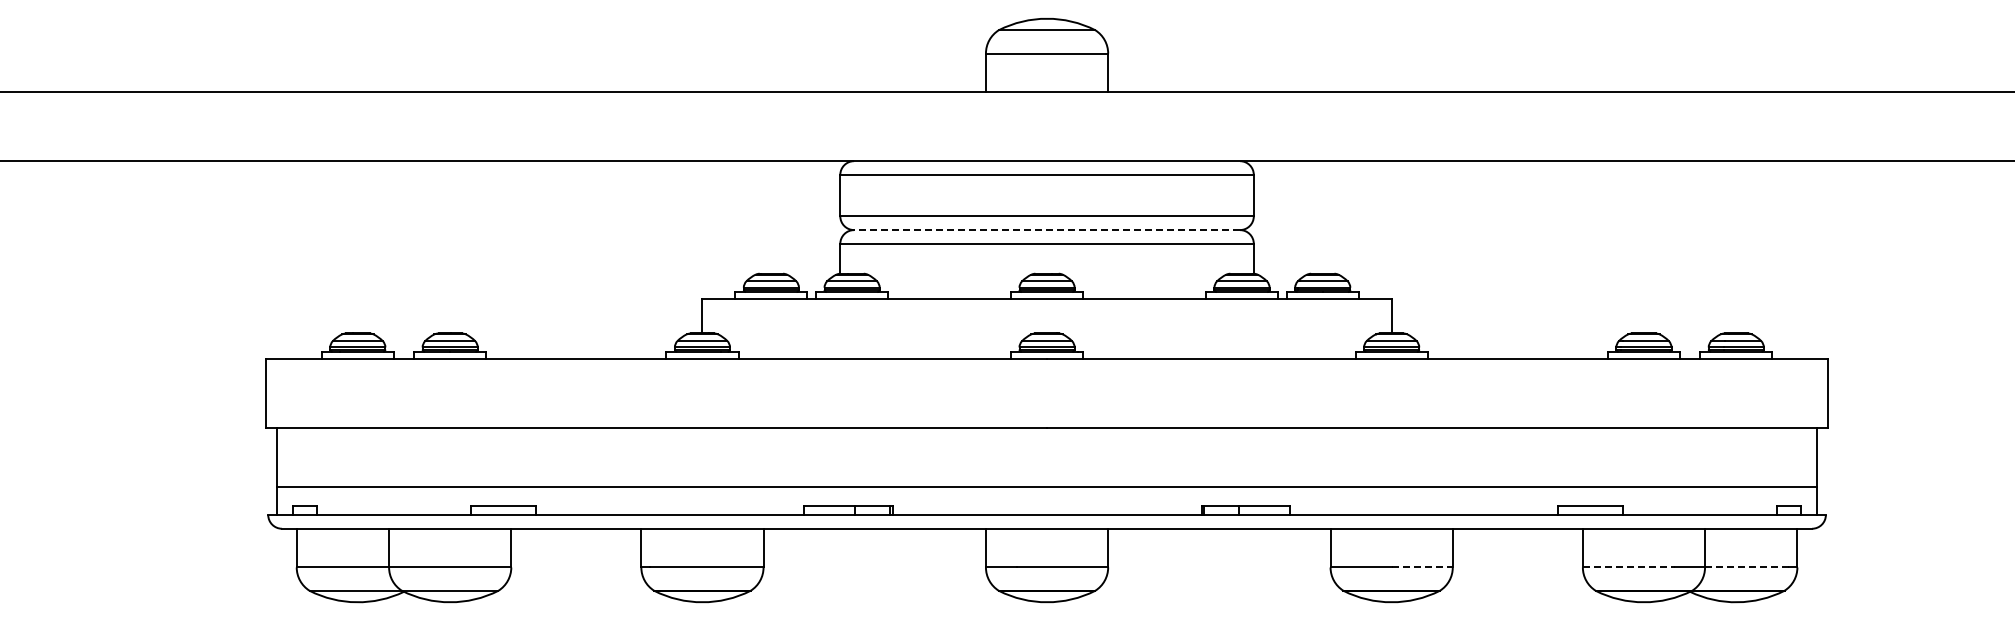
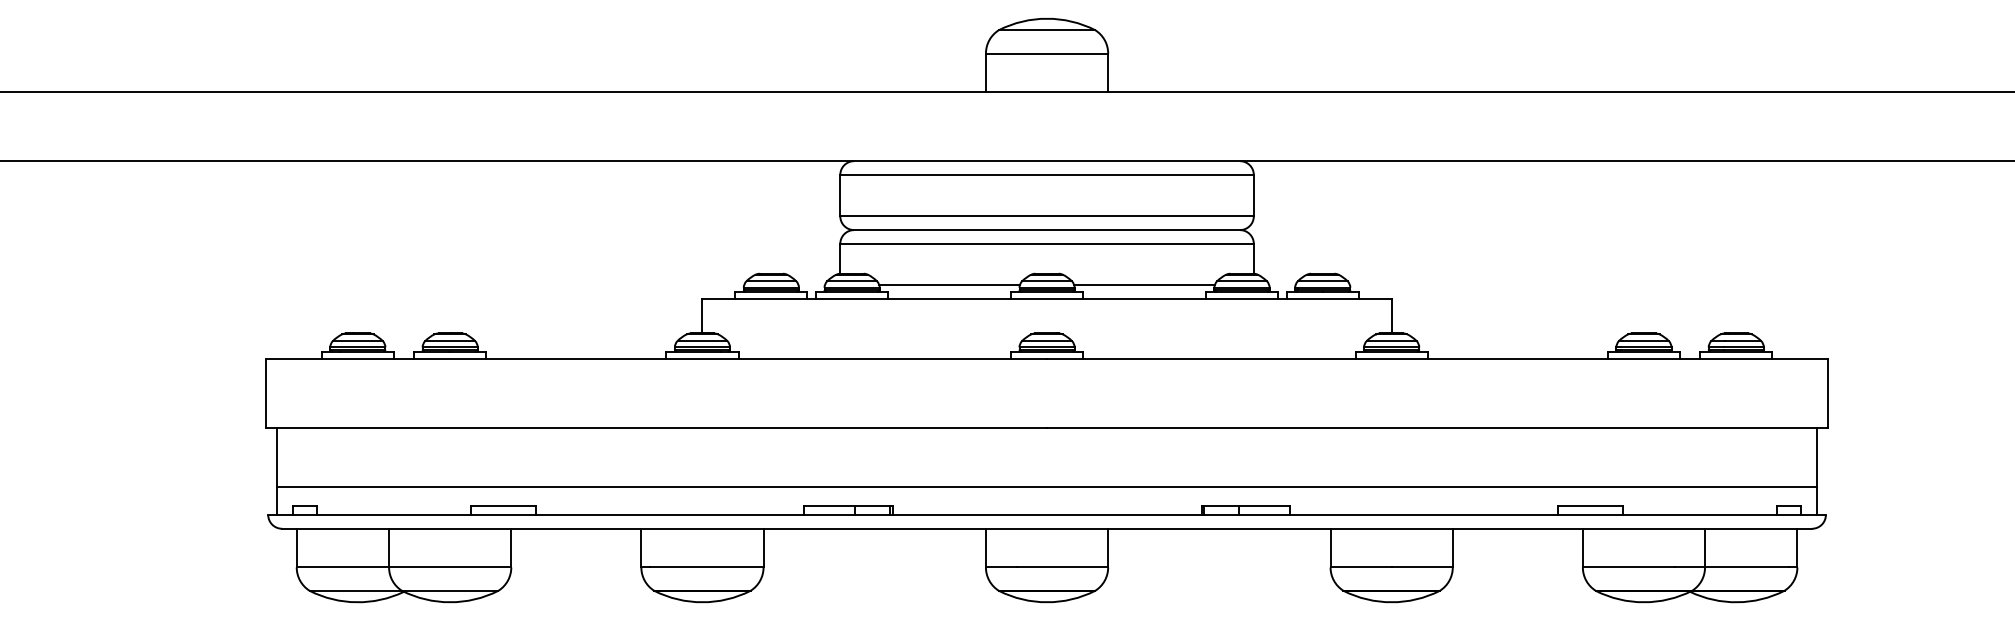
line: dashed -> solid (1047, 230)
line: none -> present (949, 285)
line: none -> present (1144, 285)
line: dashed -> solid (1422, 567)
line: dashed -> solid (1628, 567)
line: dashed -> solid (1747, 567)
